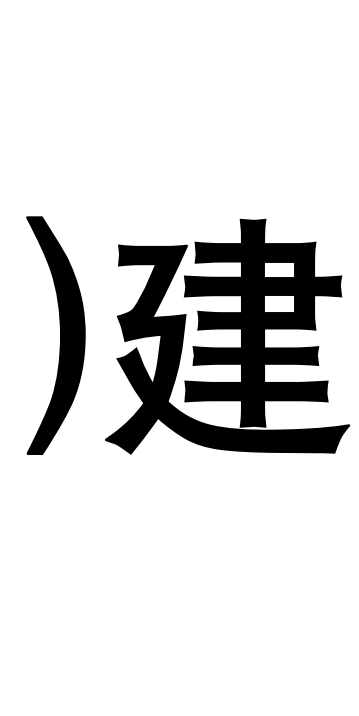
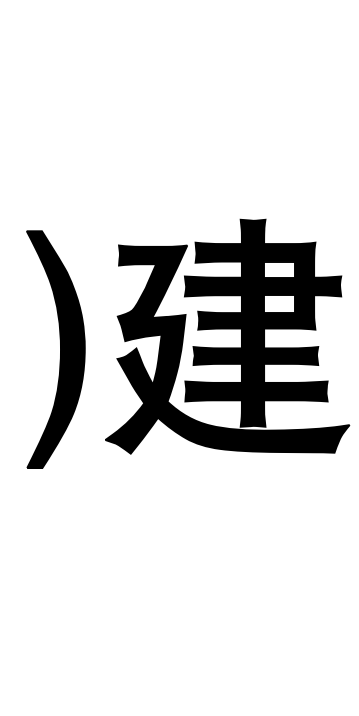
part position: (55, 335) -> (55, 349) (55, 349)
